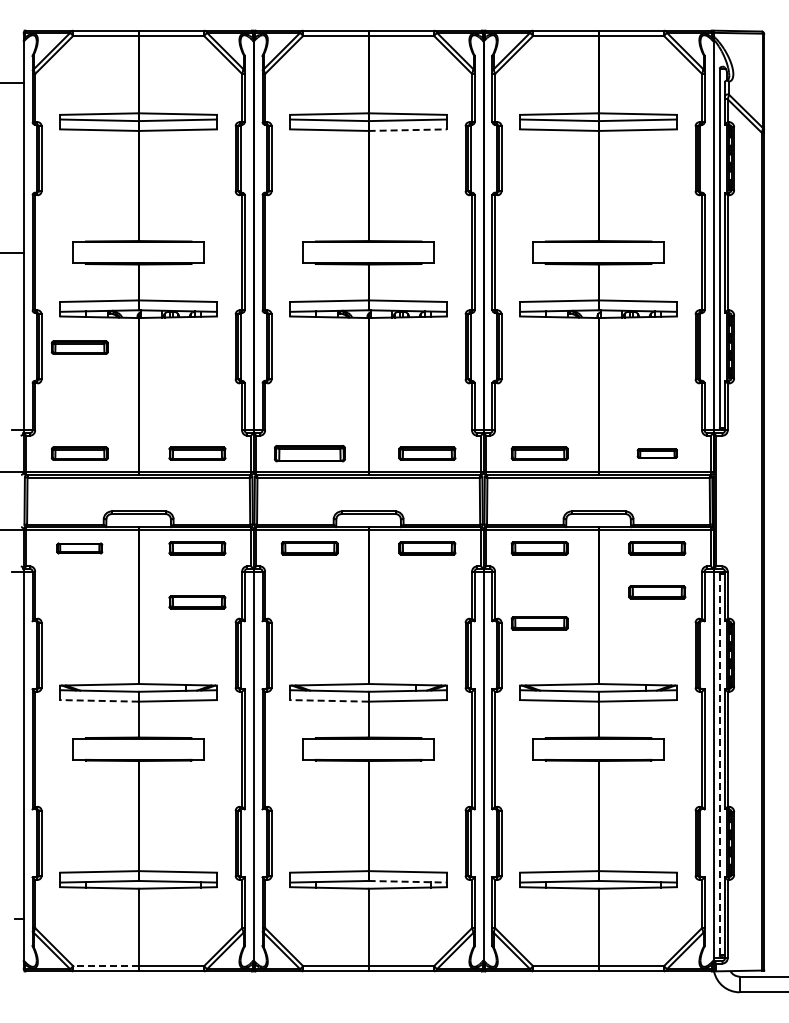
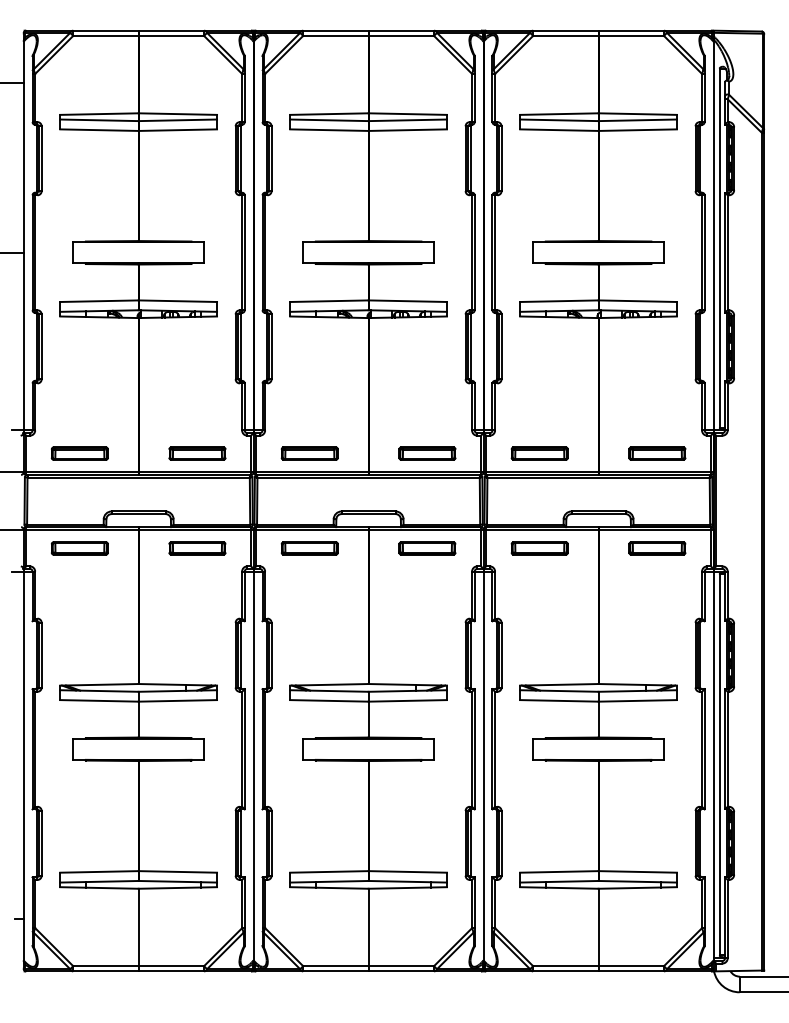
line: dashed -> solid (408, 130)
part: present -> none (79, 347)
part size: 73x18 px -> 59x15 px (309, 453)
part size: 42x11 px -> 59x15 px (657, 453)
part size: 48x13 px -> 59x15 px (79, 548)
part: present -> none (657, 592)
part: present -> none (197, 602)
part: present -> none (539, 623)
line: dashed -> solid (98, 700)
line: dashed -> solid (328, 700)
line: dashed -> solid (719, 765)
line: dashed -> solid (408, 881)
line: dashed -> solid (105, 966)
